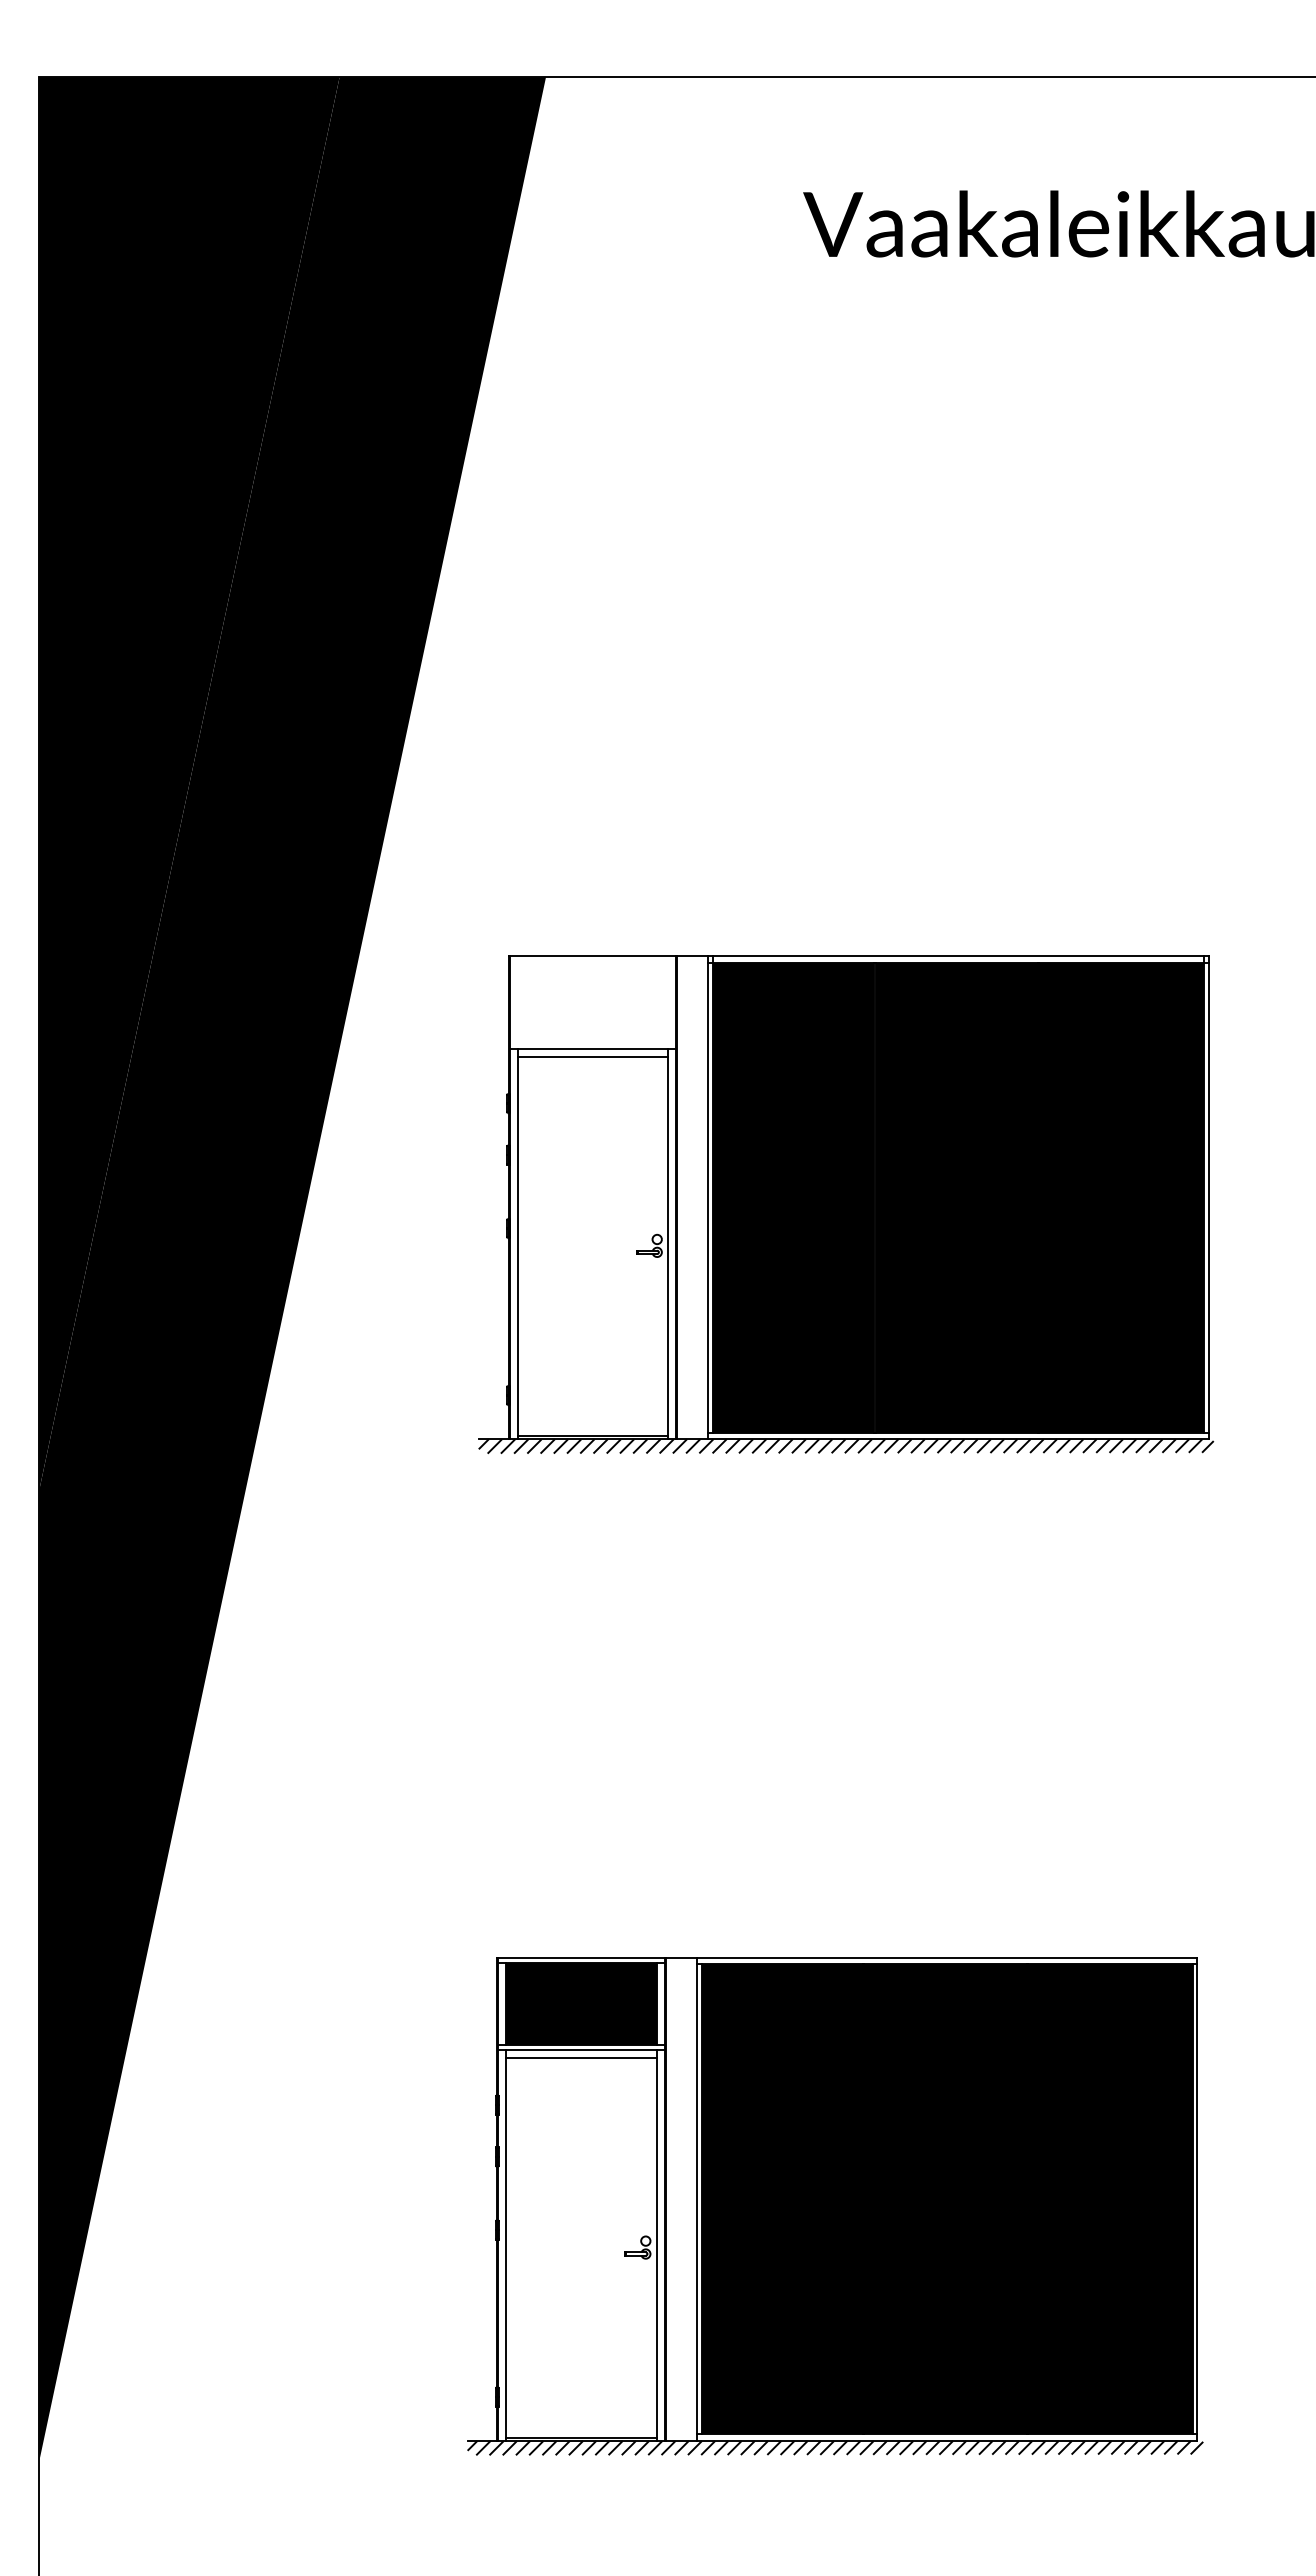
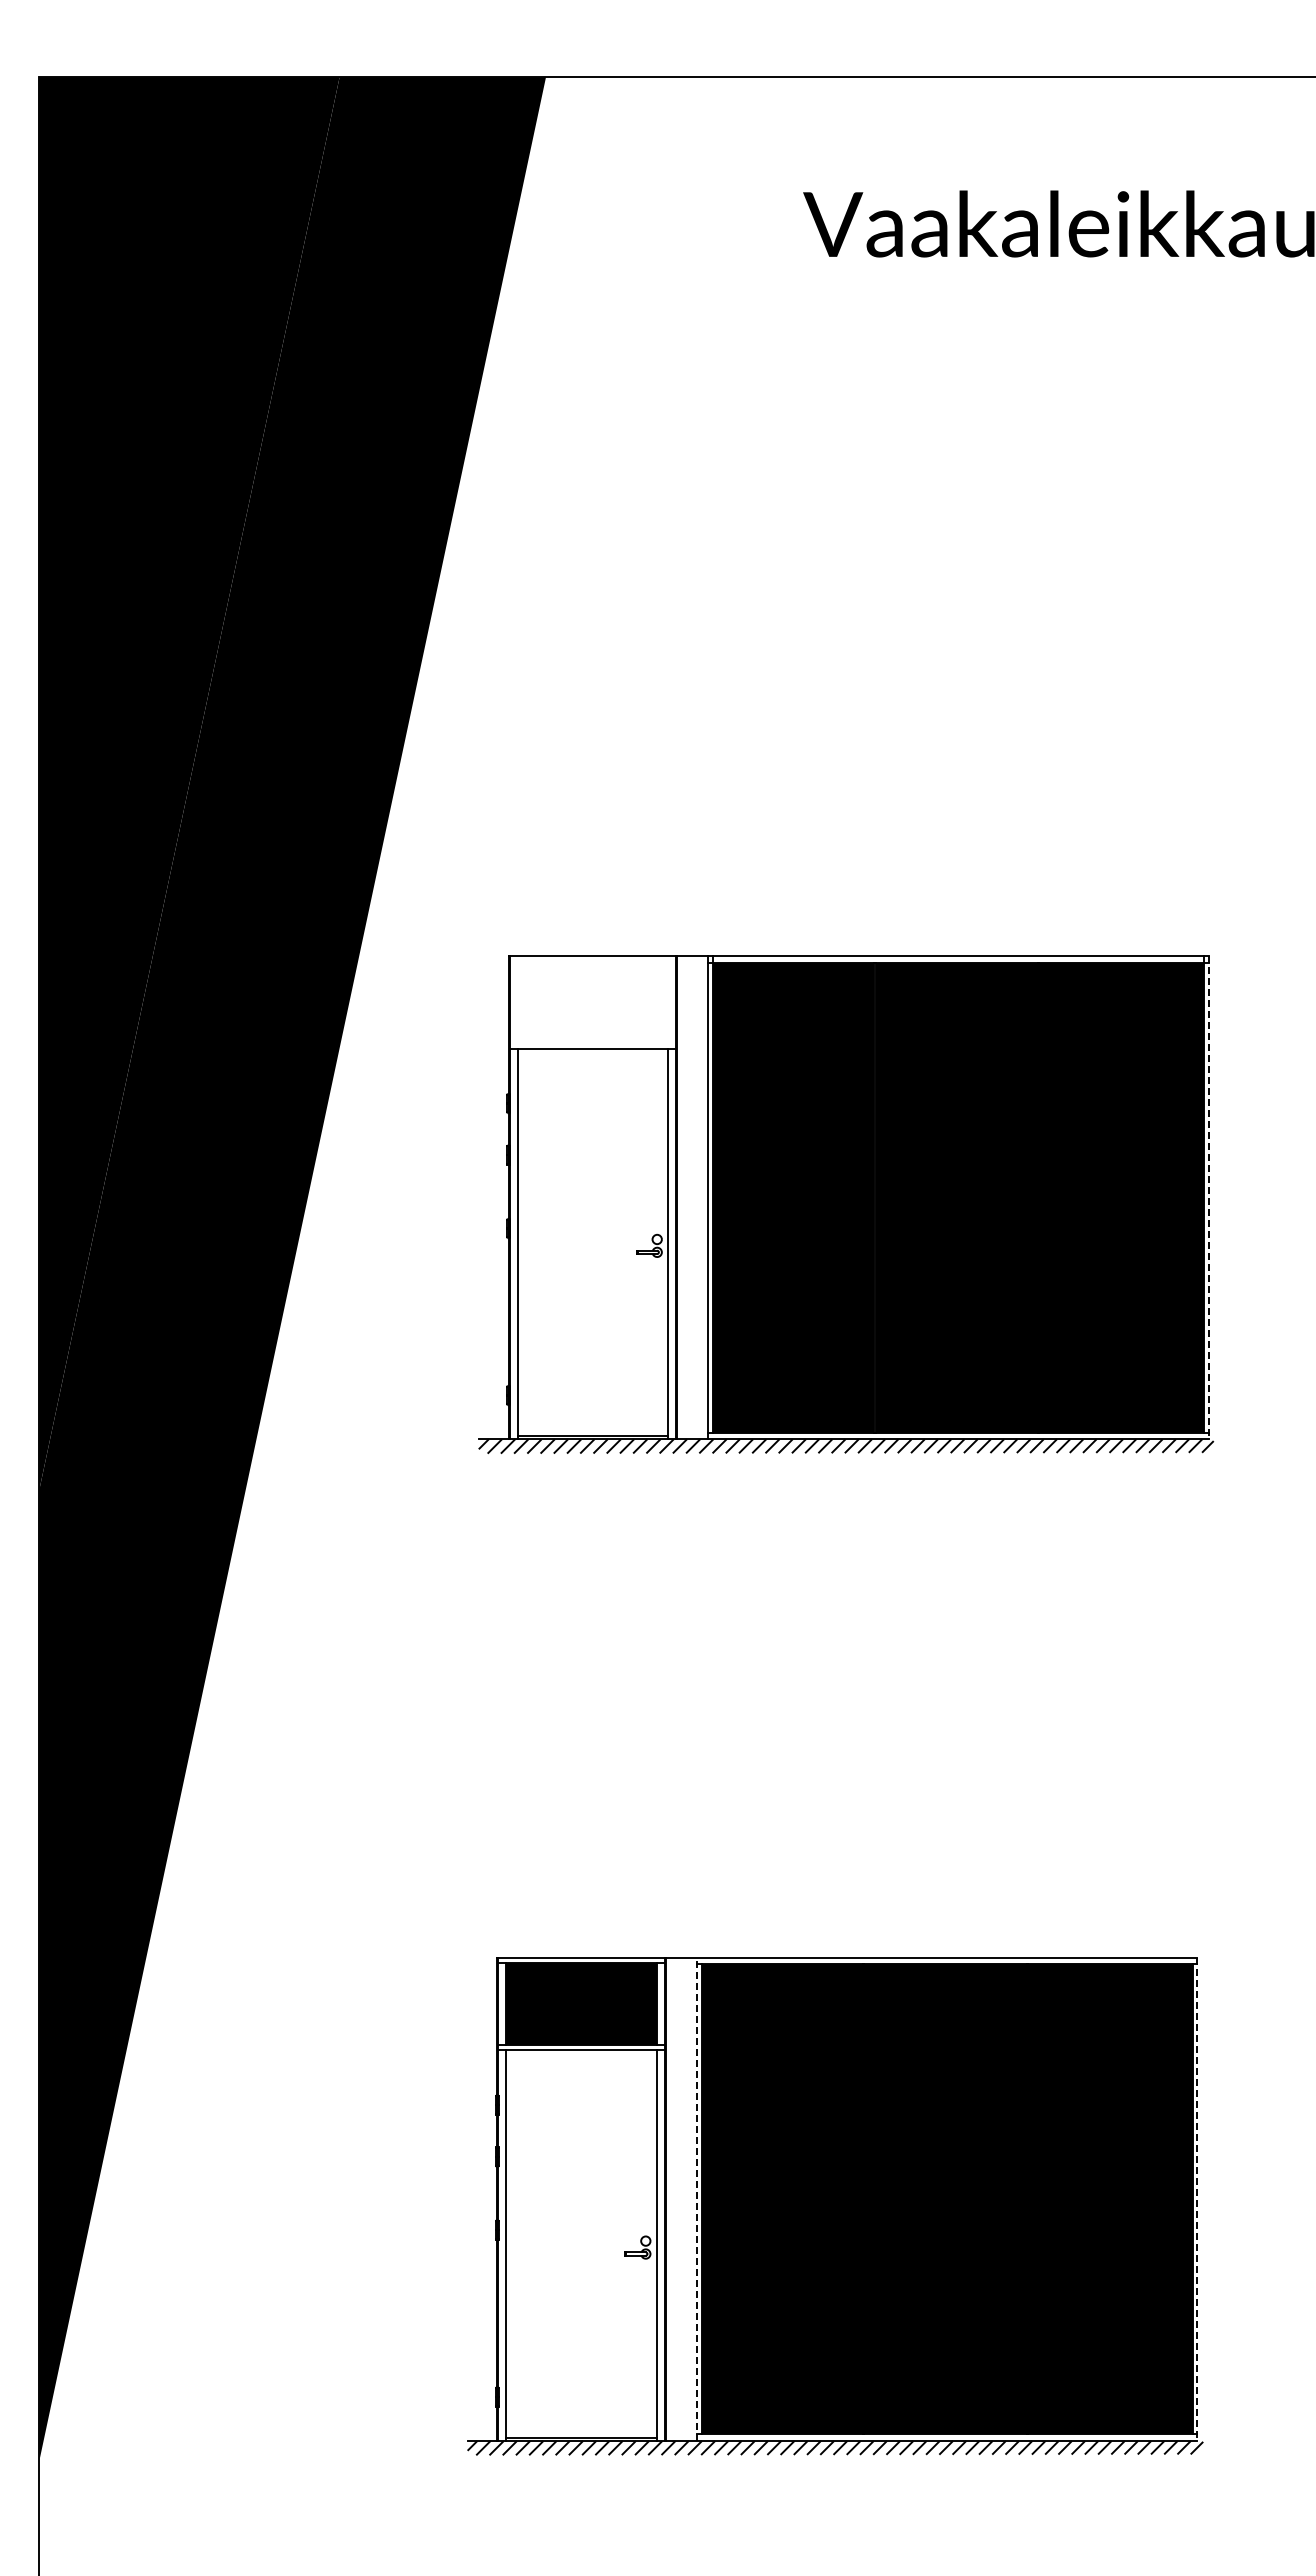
line: present -> none (592, 1056)
line: solid -> dashed (1208, 1197)
line: present -> none (581, 2058)
line: solid -> dashed (697, 2199)
line: solid -> dashed (1197, 2199)
